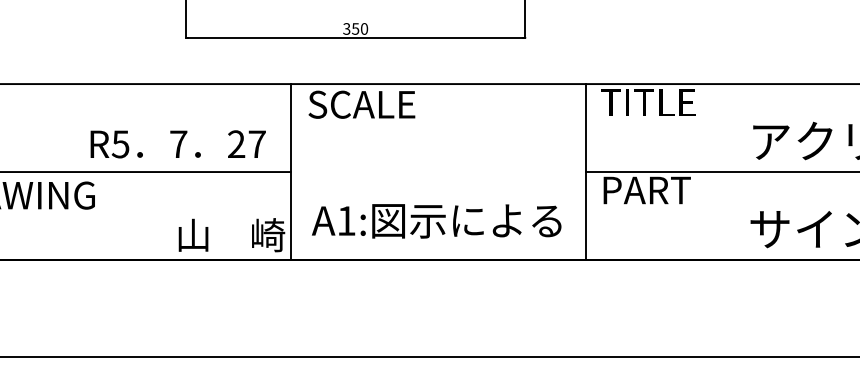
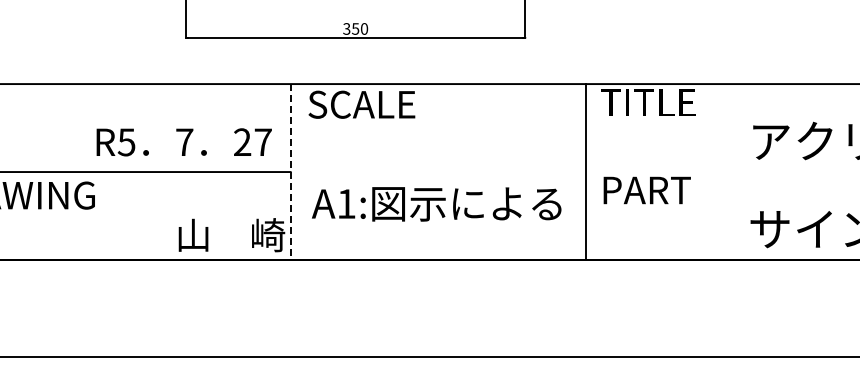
text position: (177, 144) -> (183, 142) (183, 142)
line: solid -> dashed (290, 172)
line: present -> none (721, 172)
text position: (436, 221) -> (436, 204) (436, 204)
